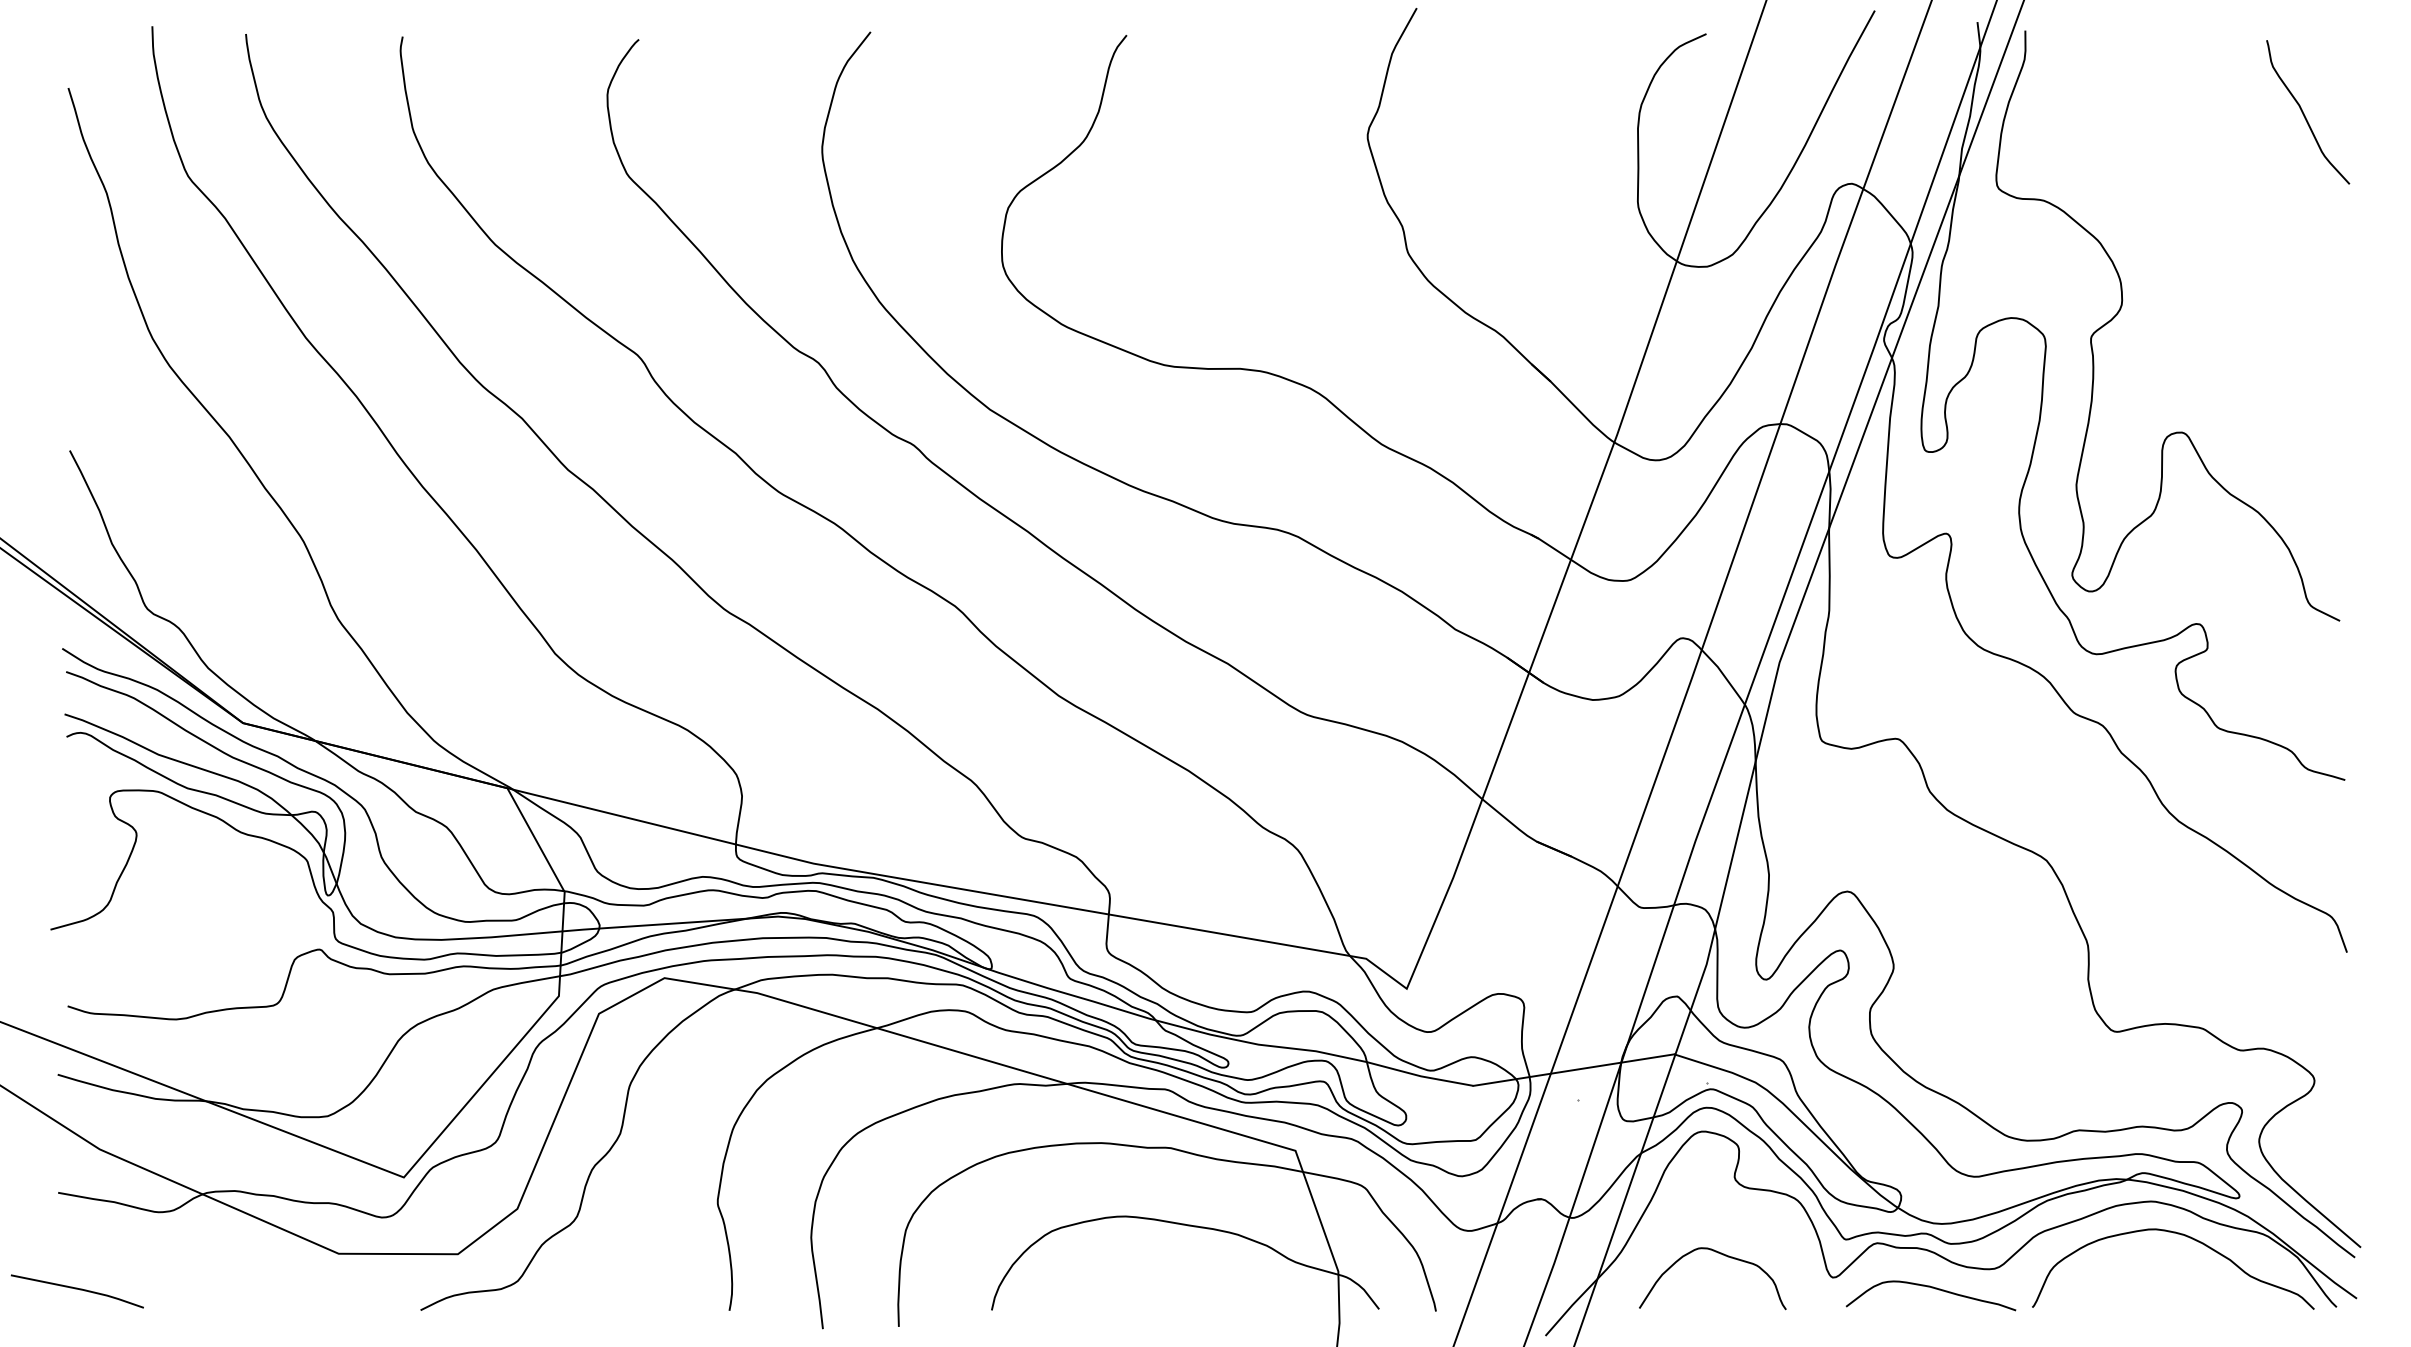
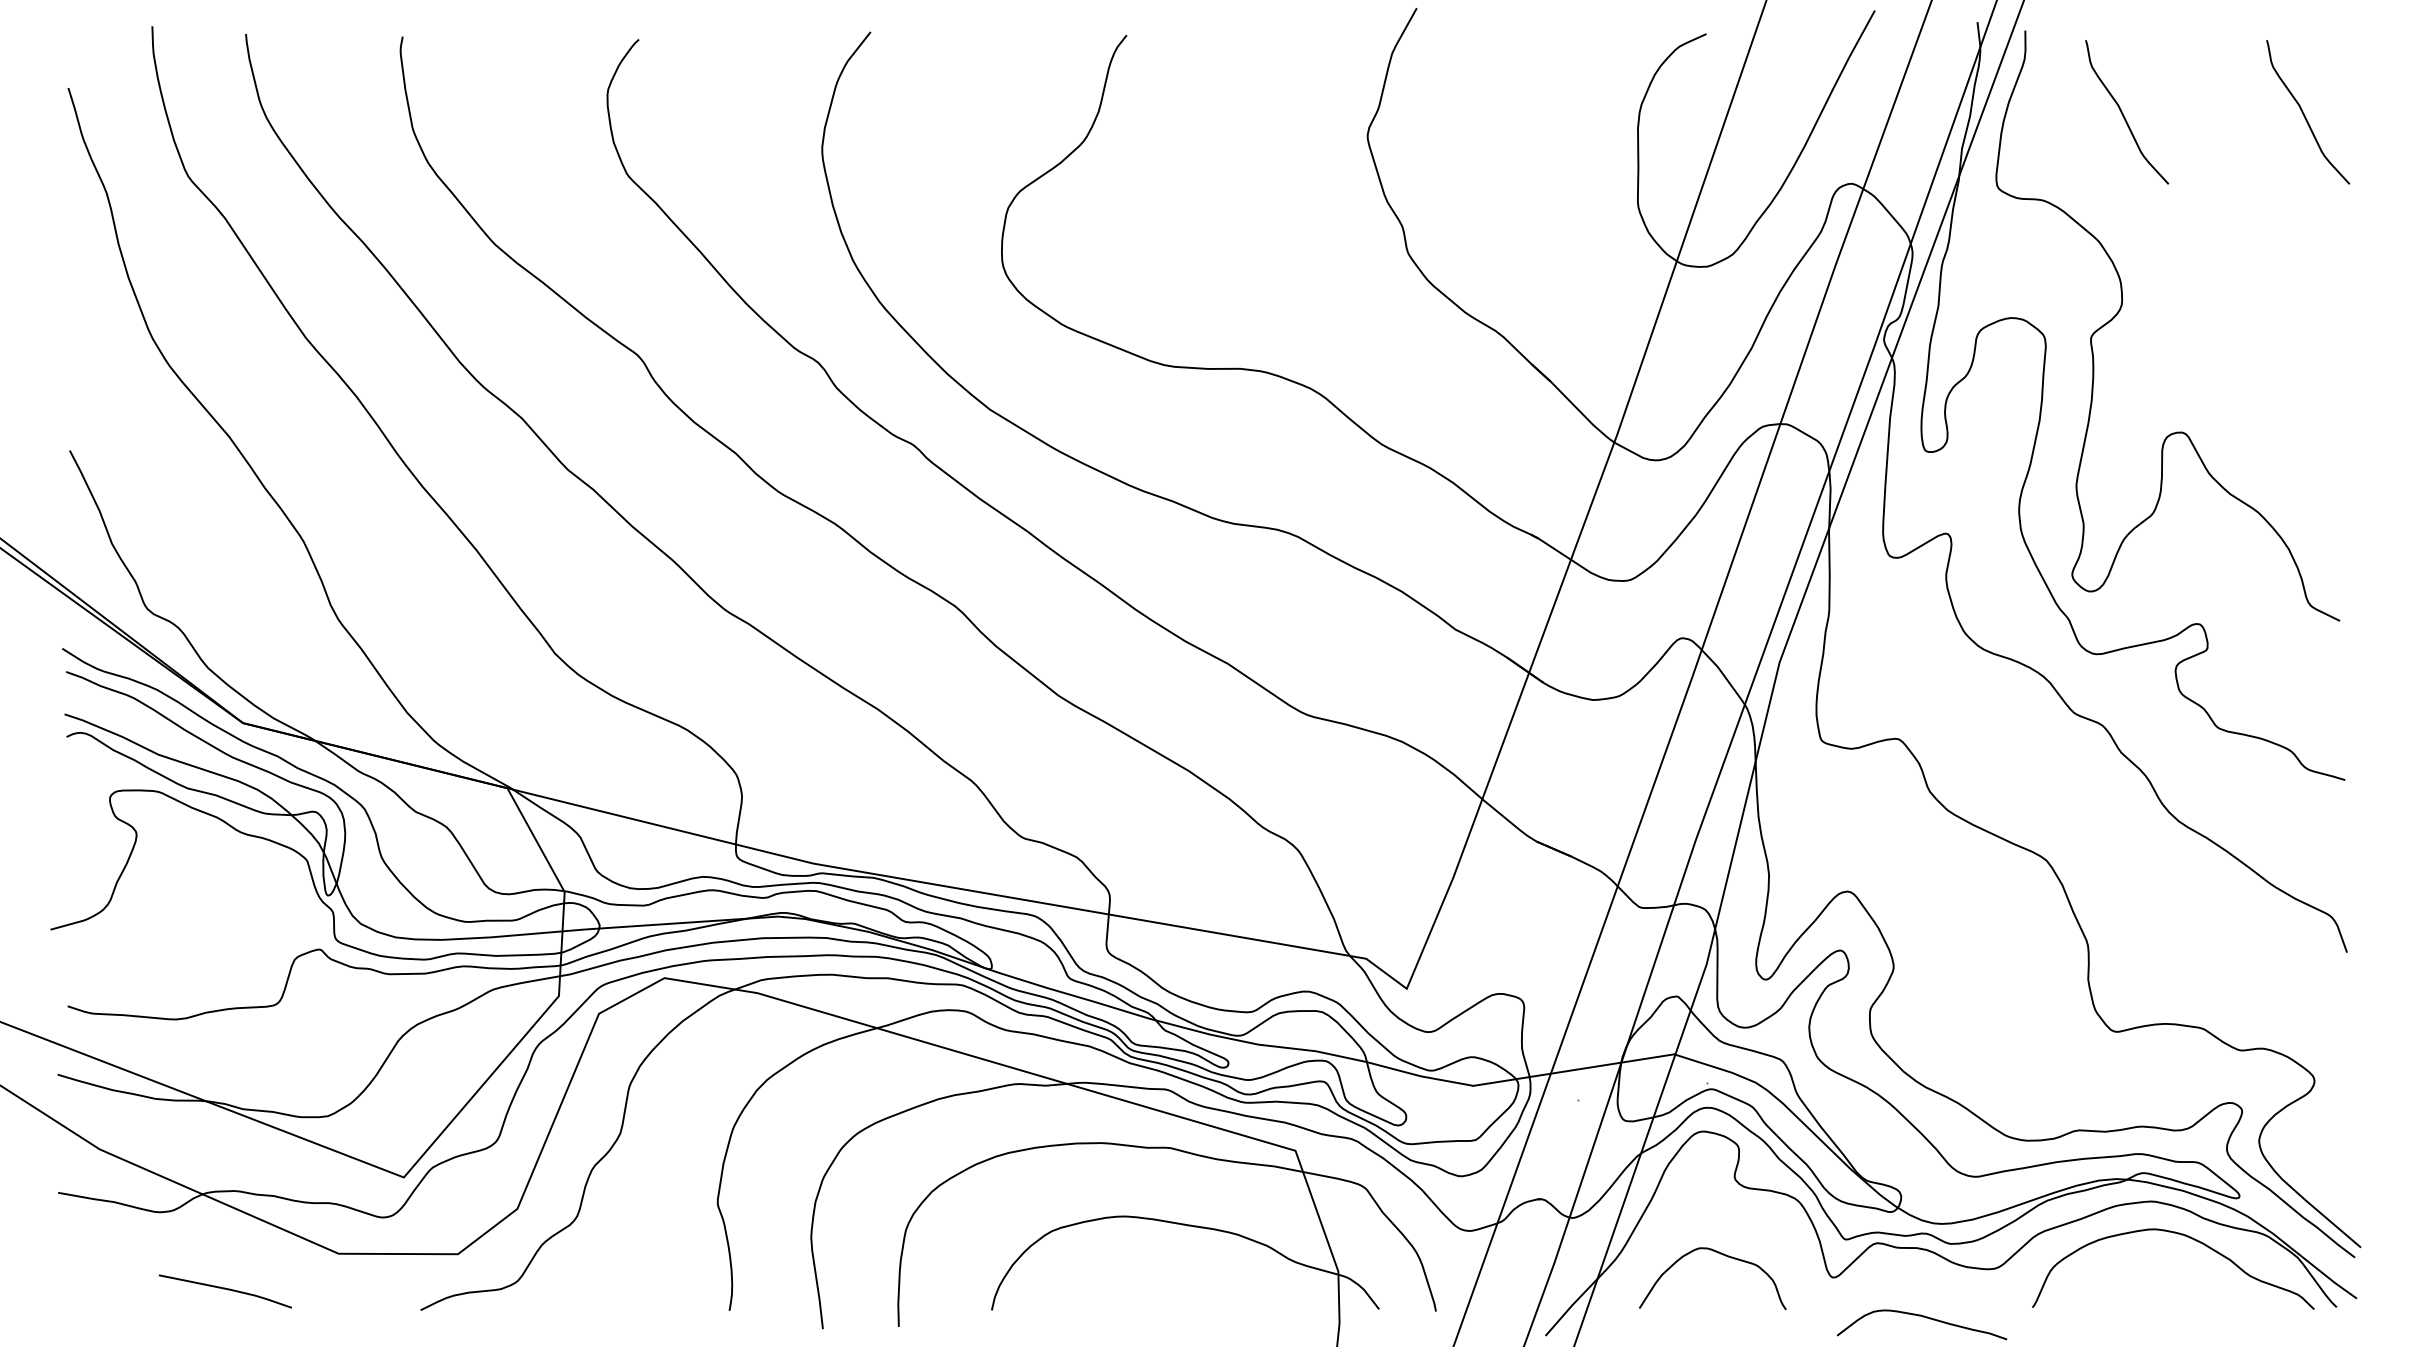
curve: none -> present (2123, 113)
curve position: (1931, 1288) -> (1922, 1317) (1922, 1317)
line position: (76, 1289) -> (224, 1289) (224, 1289)
